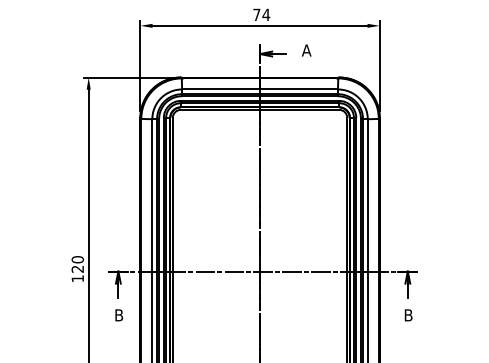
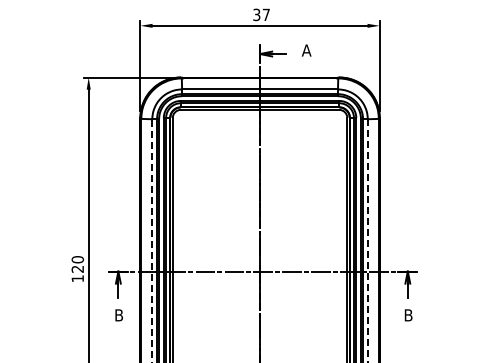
text: 74 -> 37 (261, 14)
line: solid -> dashed (152, 241)
line: solid -> dashed (367, 241)
